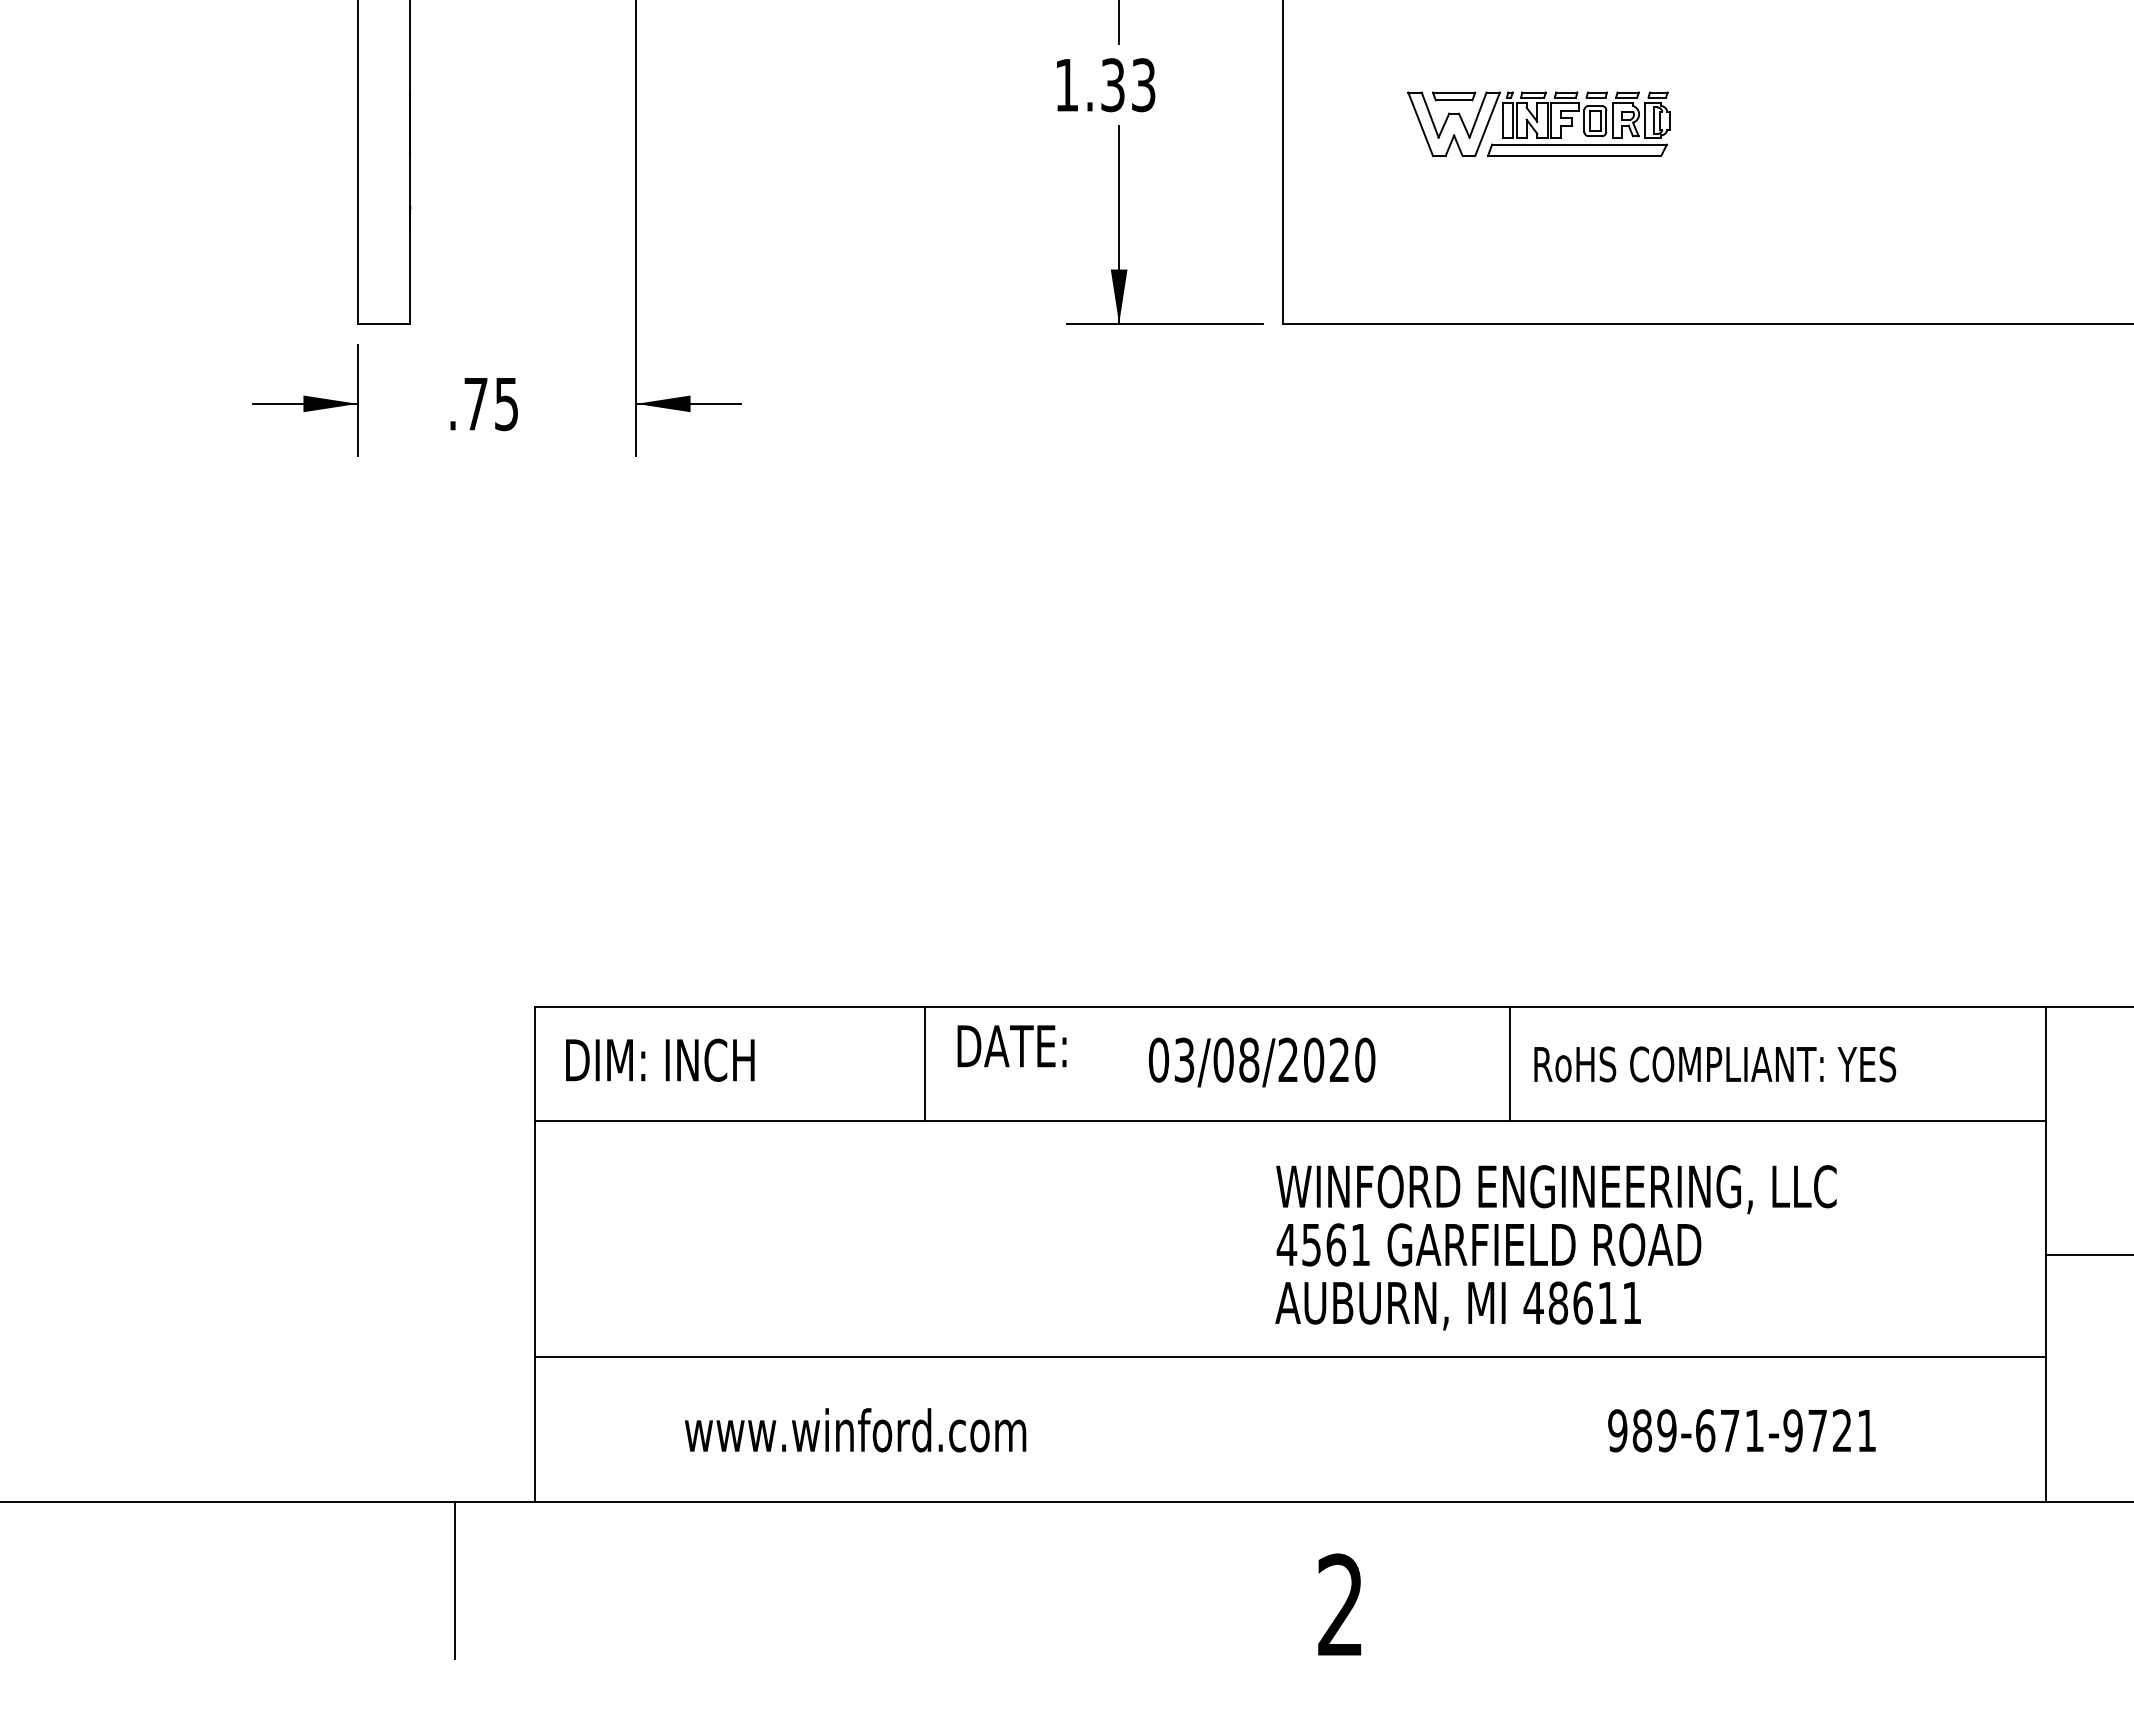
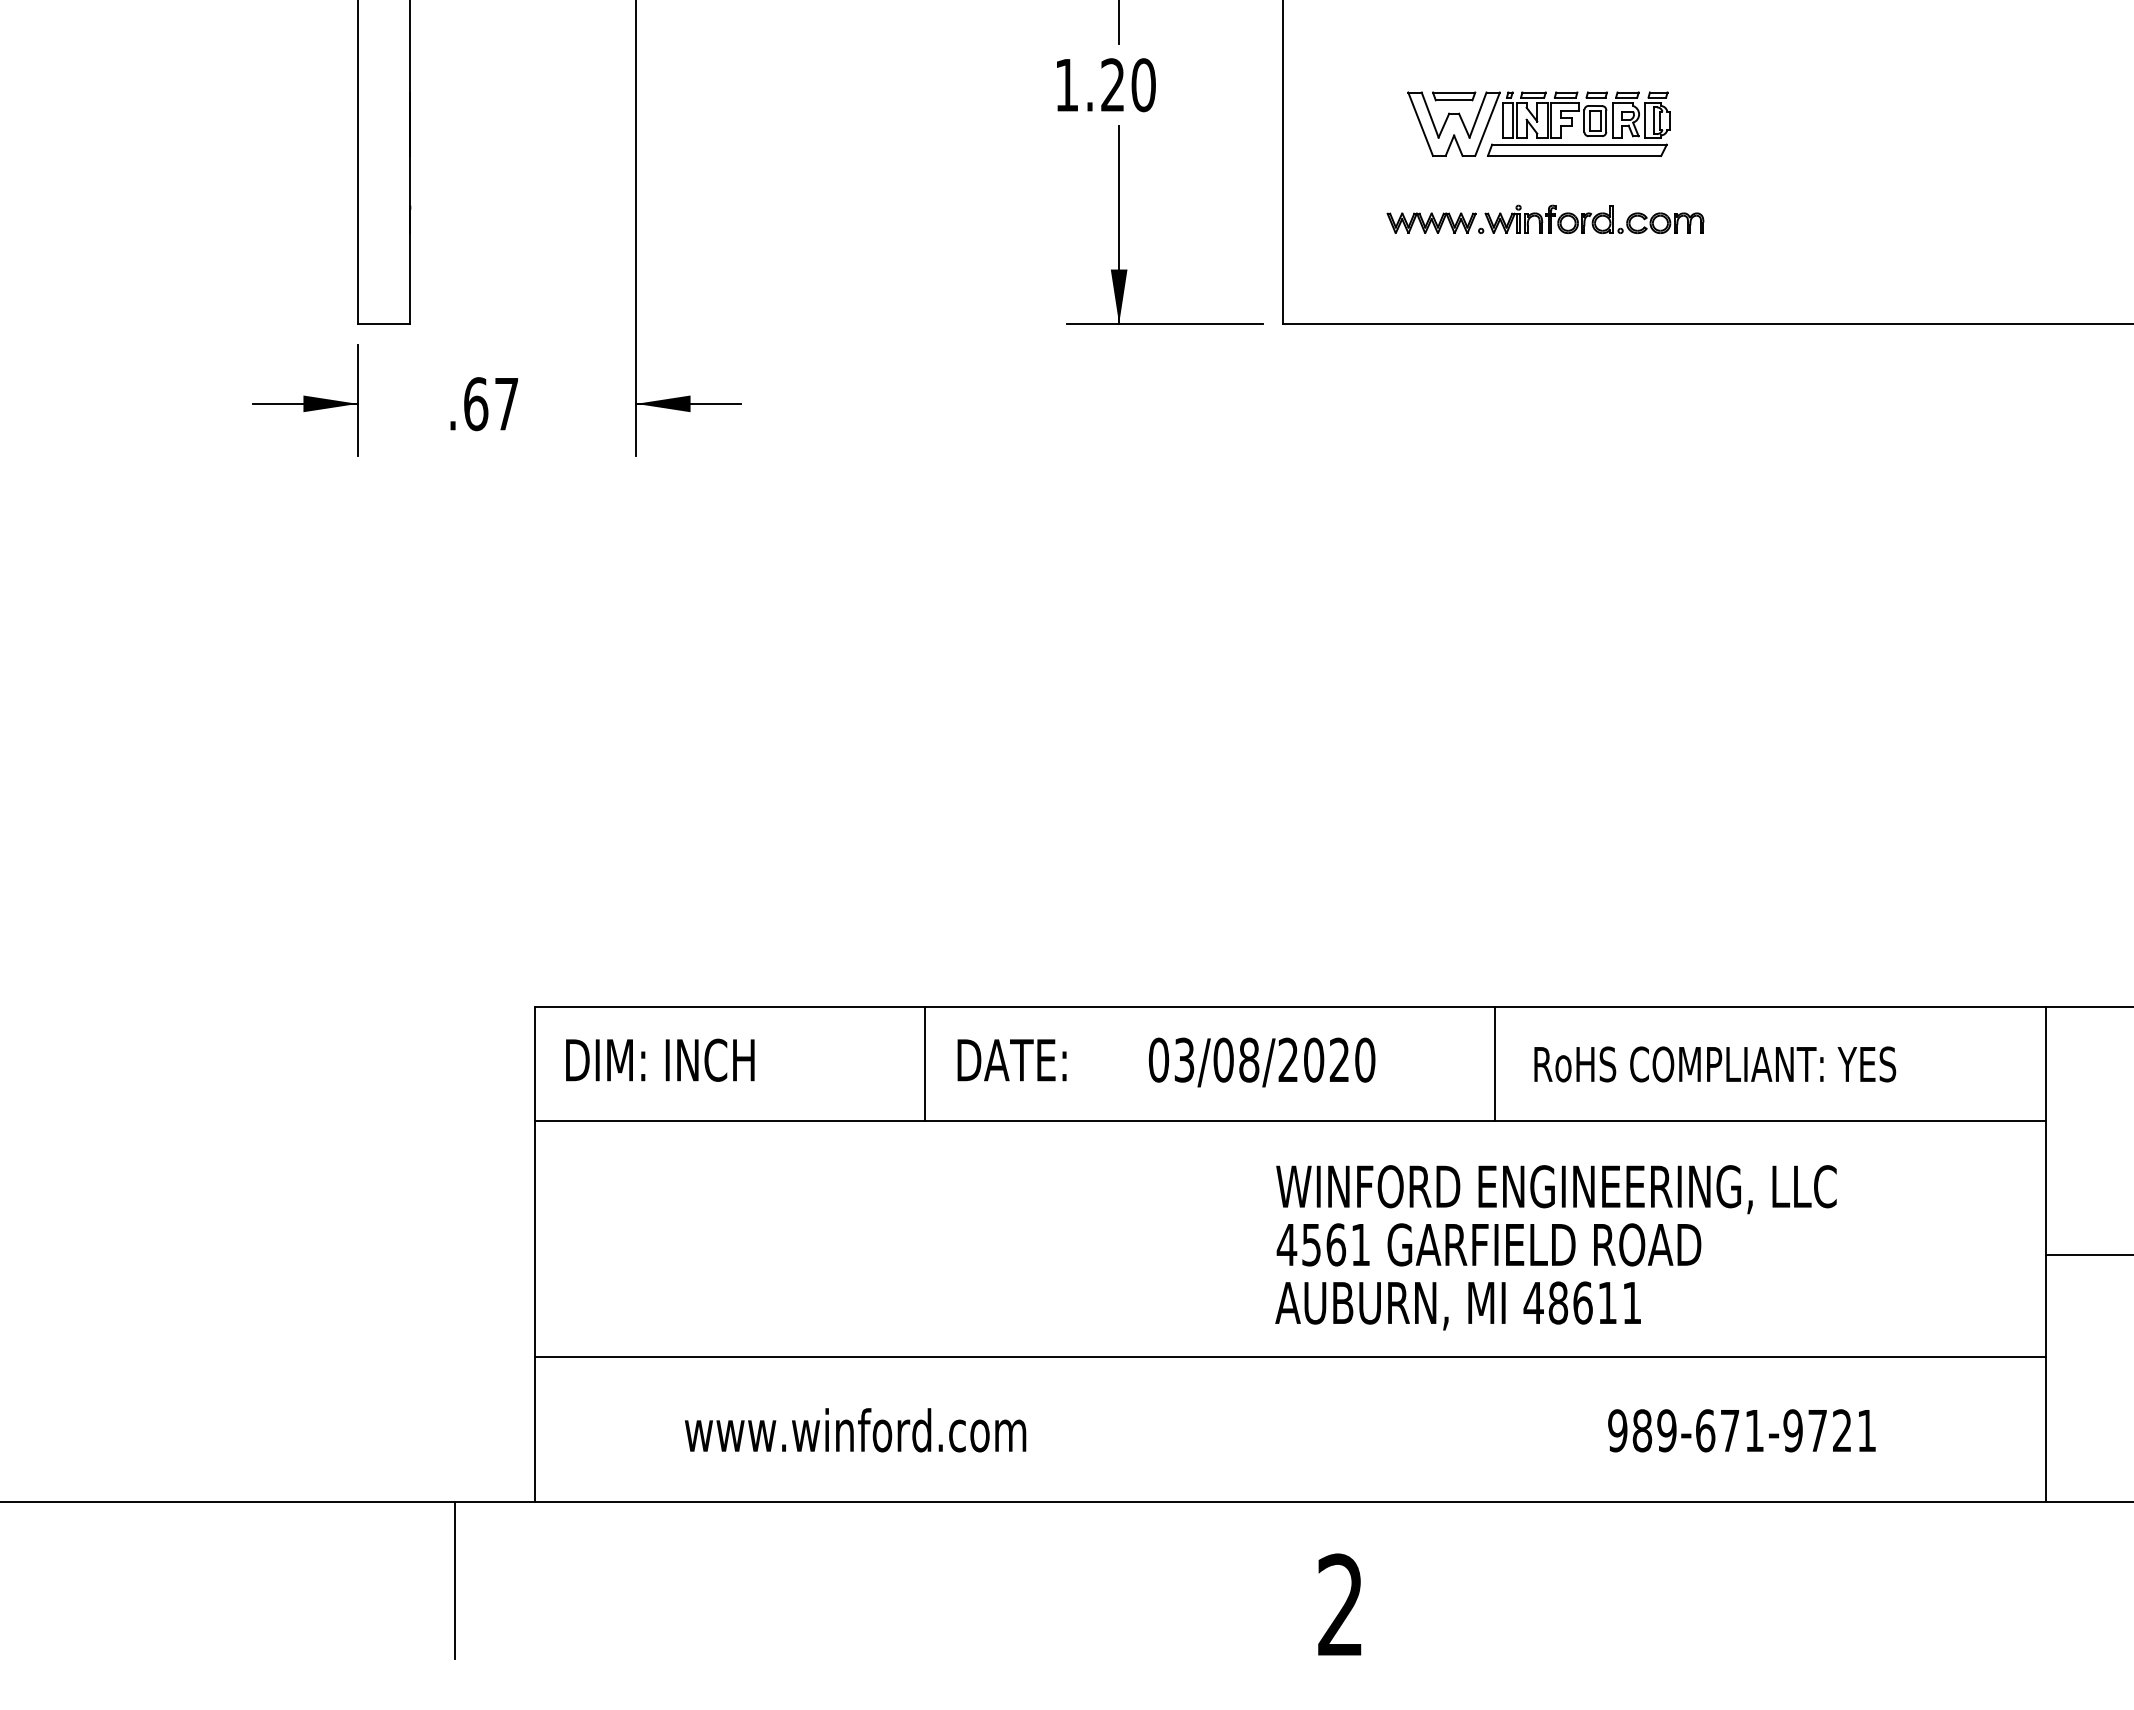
text: 1.33 -> 1.20 (1128, 85)
part: none -> present (1545, 218)
text: .75 -> .67 (491, 404)
text position: (1011, 1046) -> (1011, 1060) (1011, 1060)
line position: (1510, 1063) -> (1495, 1063) (1495, 1063)
